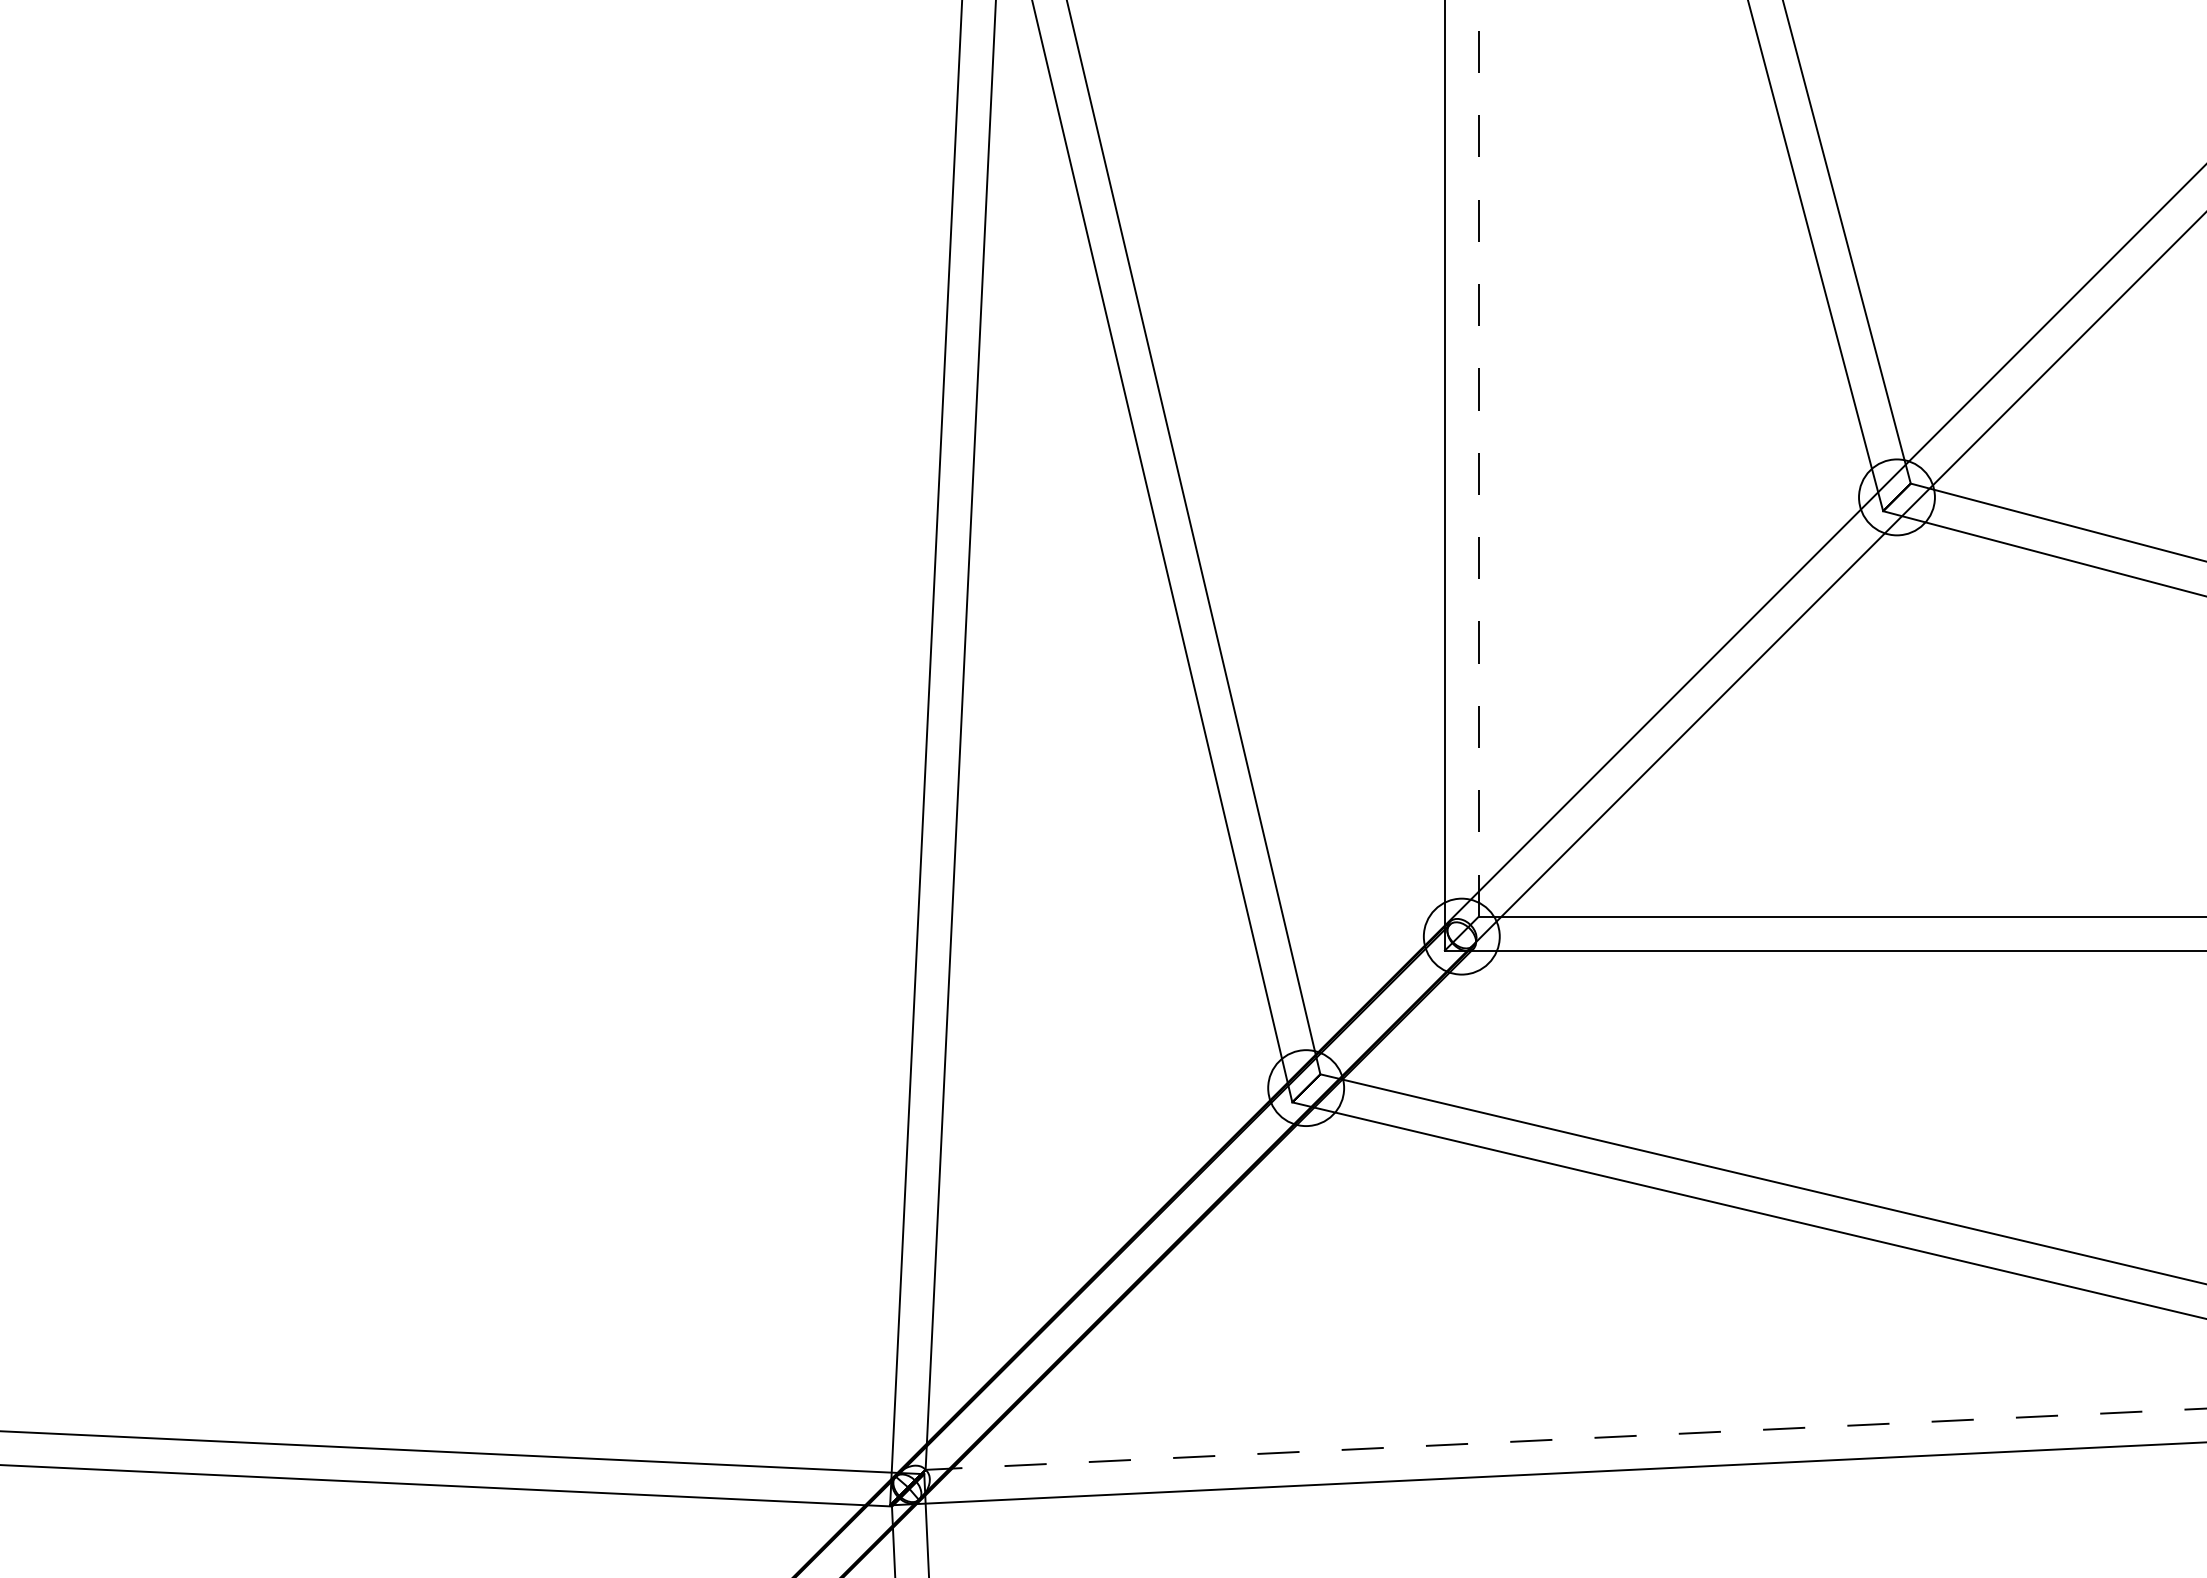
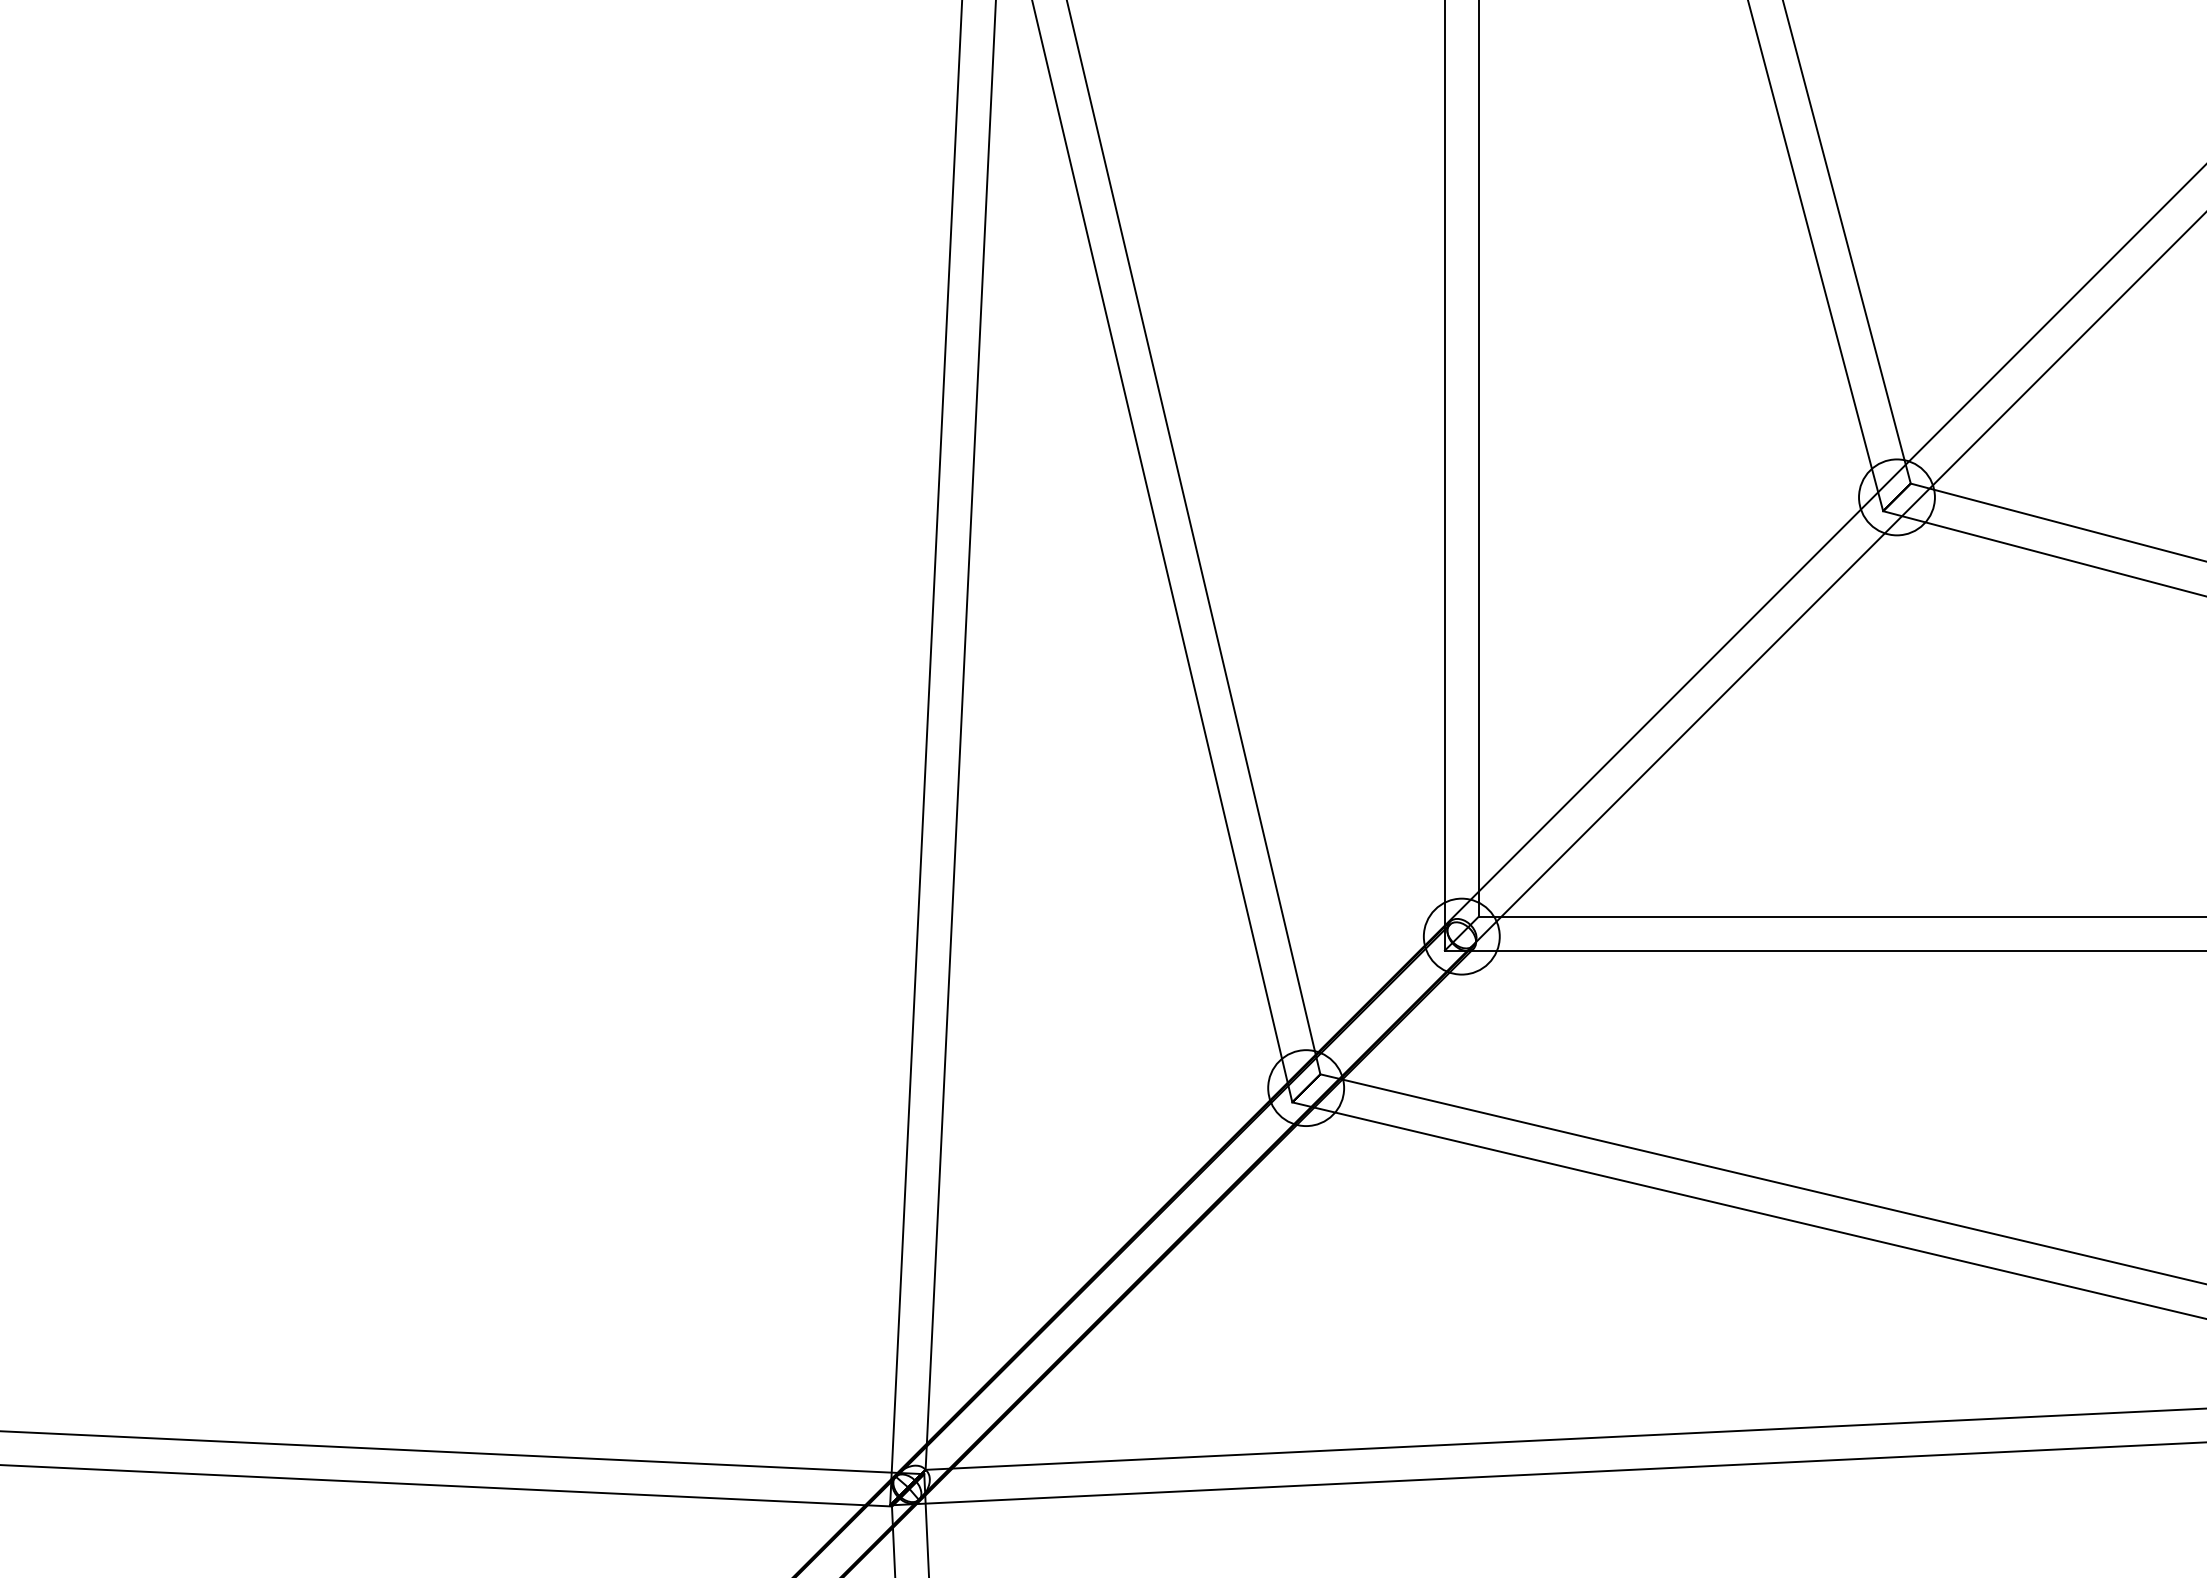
line: dashed -> solid (1478, 458)
line: dashed -> solid (1565, 1439)
